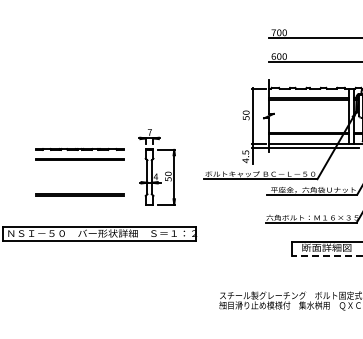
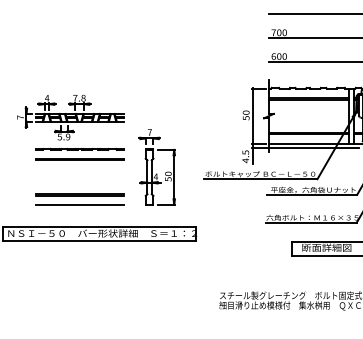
line: none -> present (313, 14)
part: none -> present (70, 117)
line: none -> present (79, 204)
line: dashed -> solid (327, 255)
